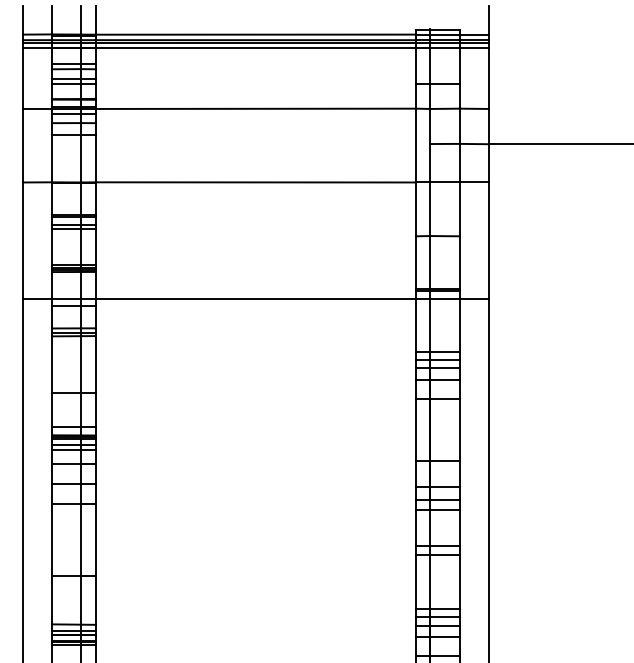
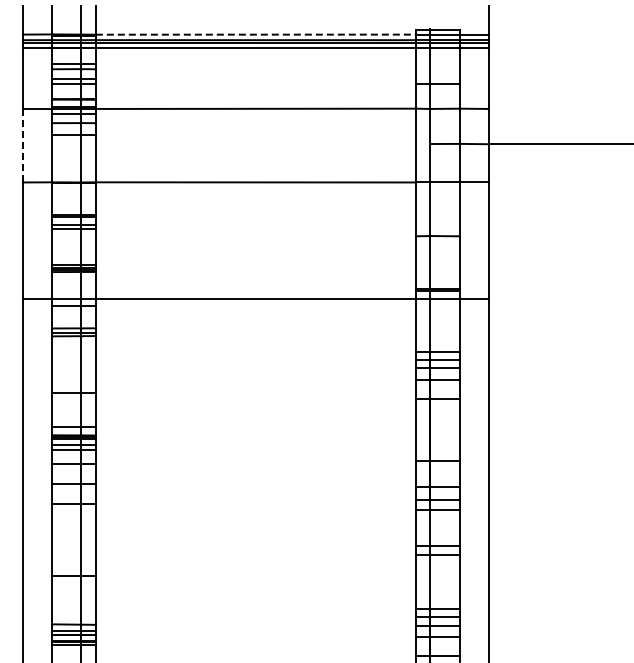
line: solid -> dashed (256, 34)
line: solid -> dashed (23, 145)
